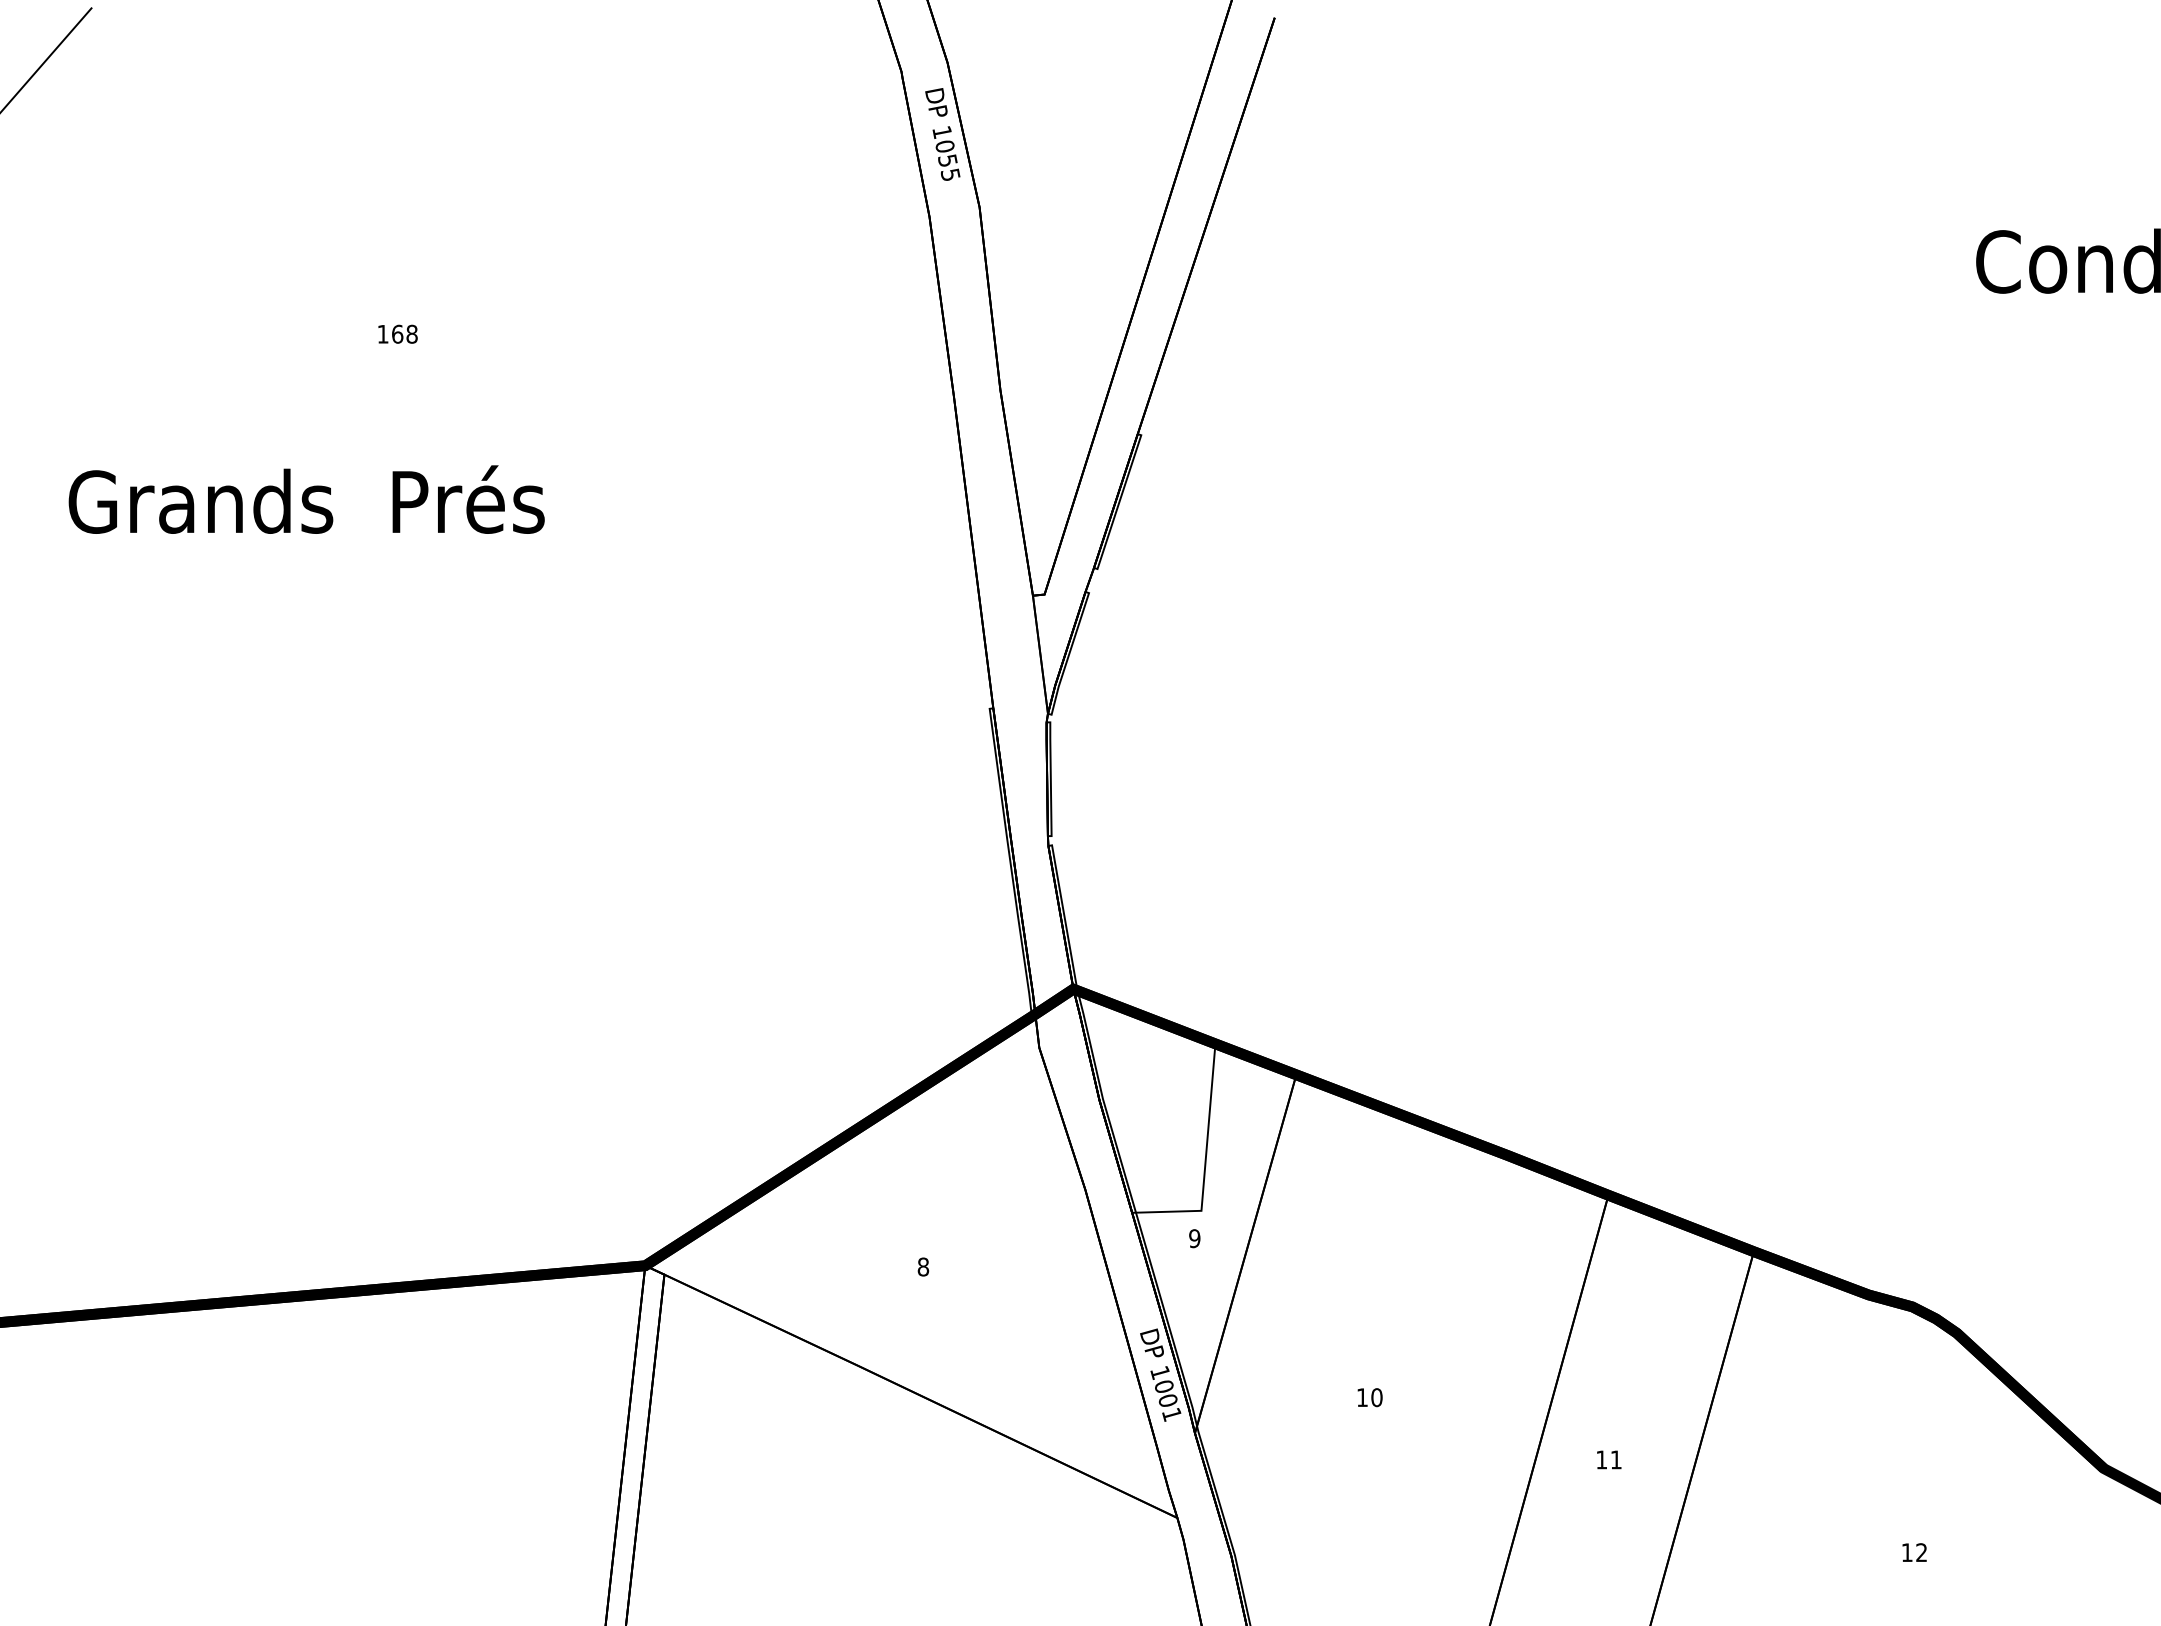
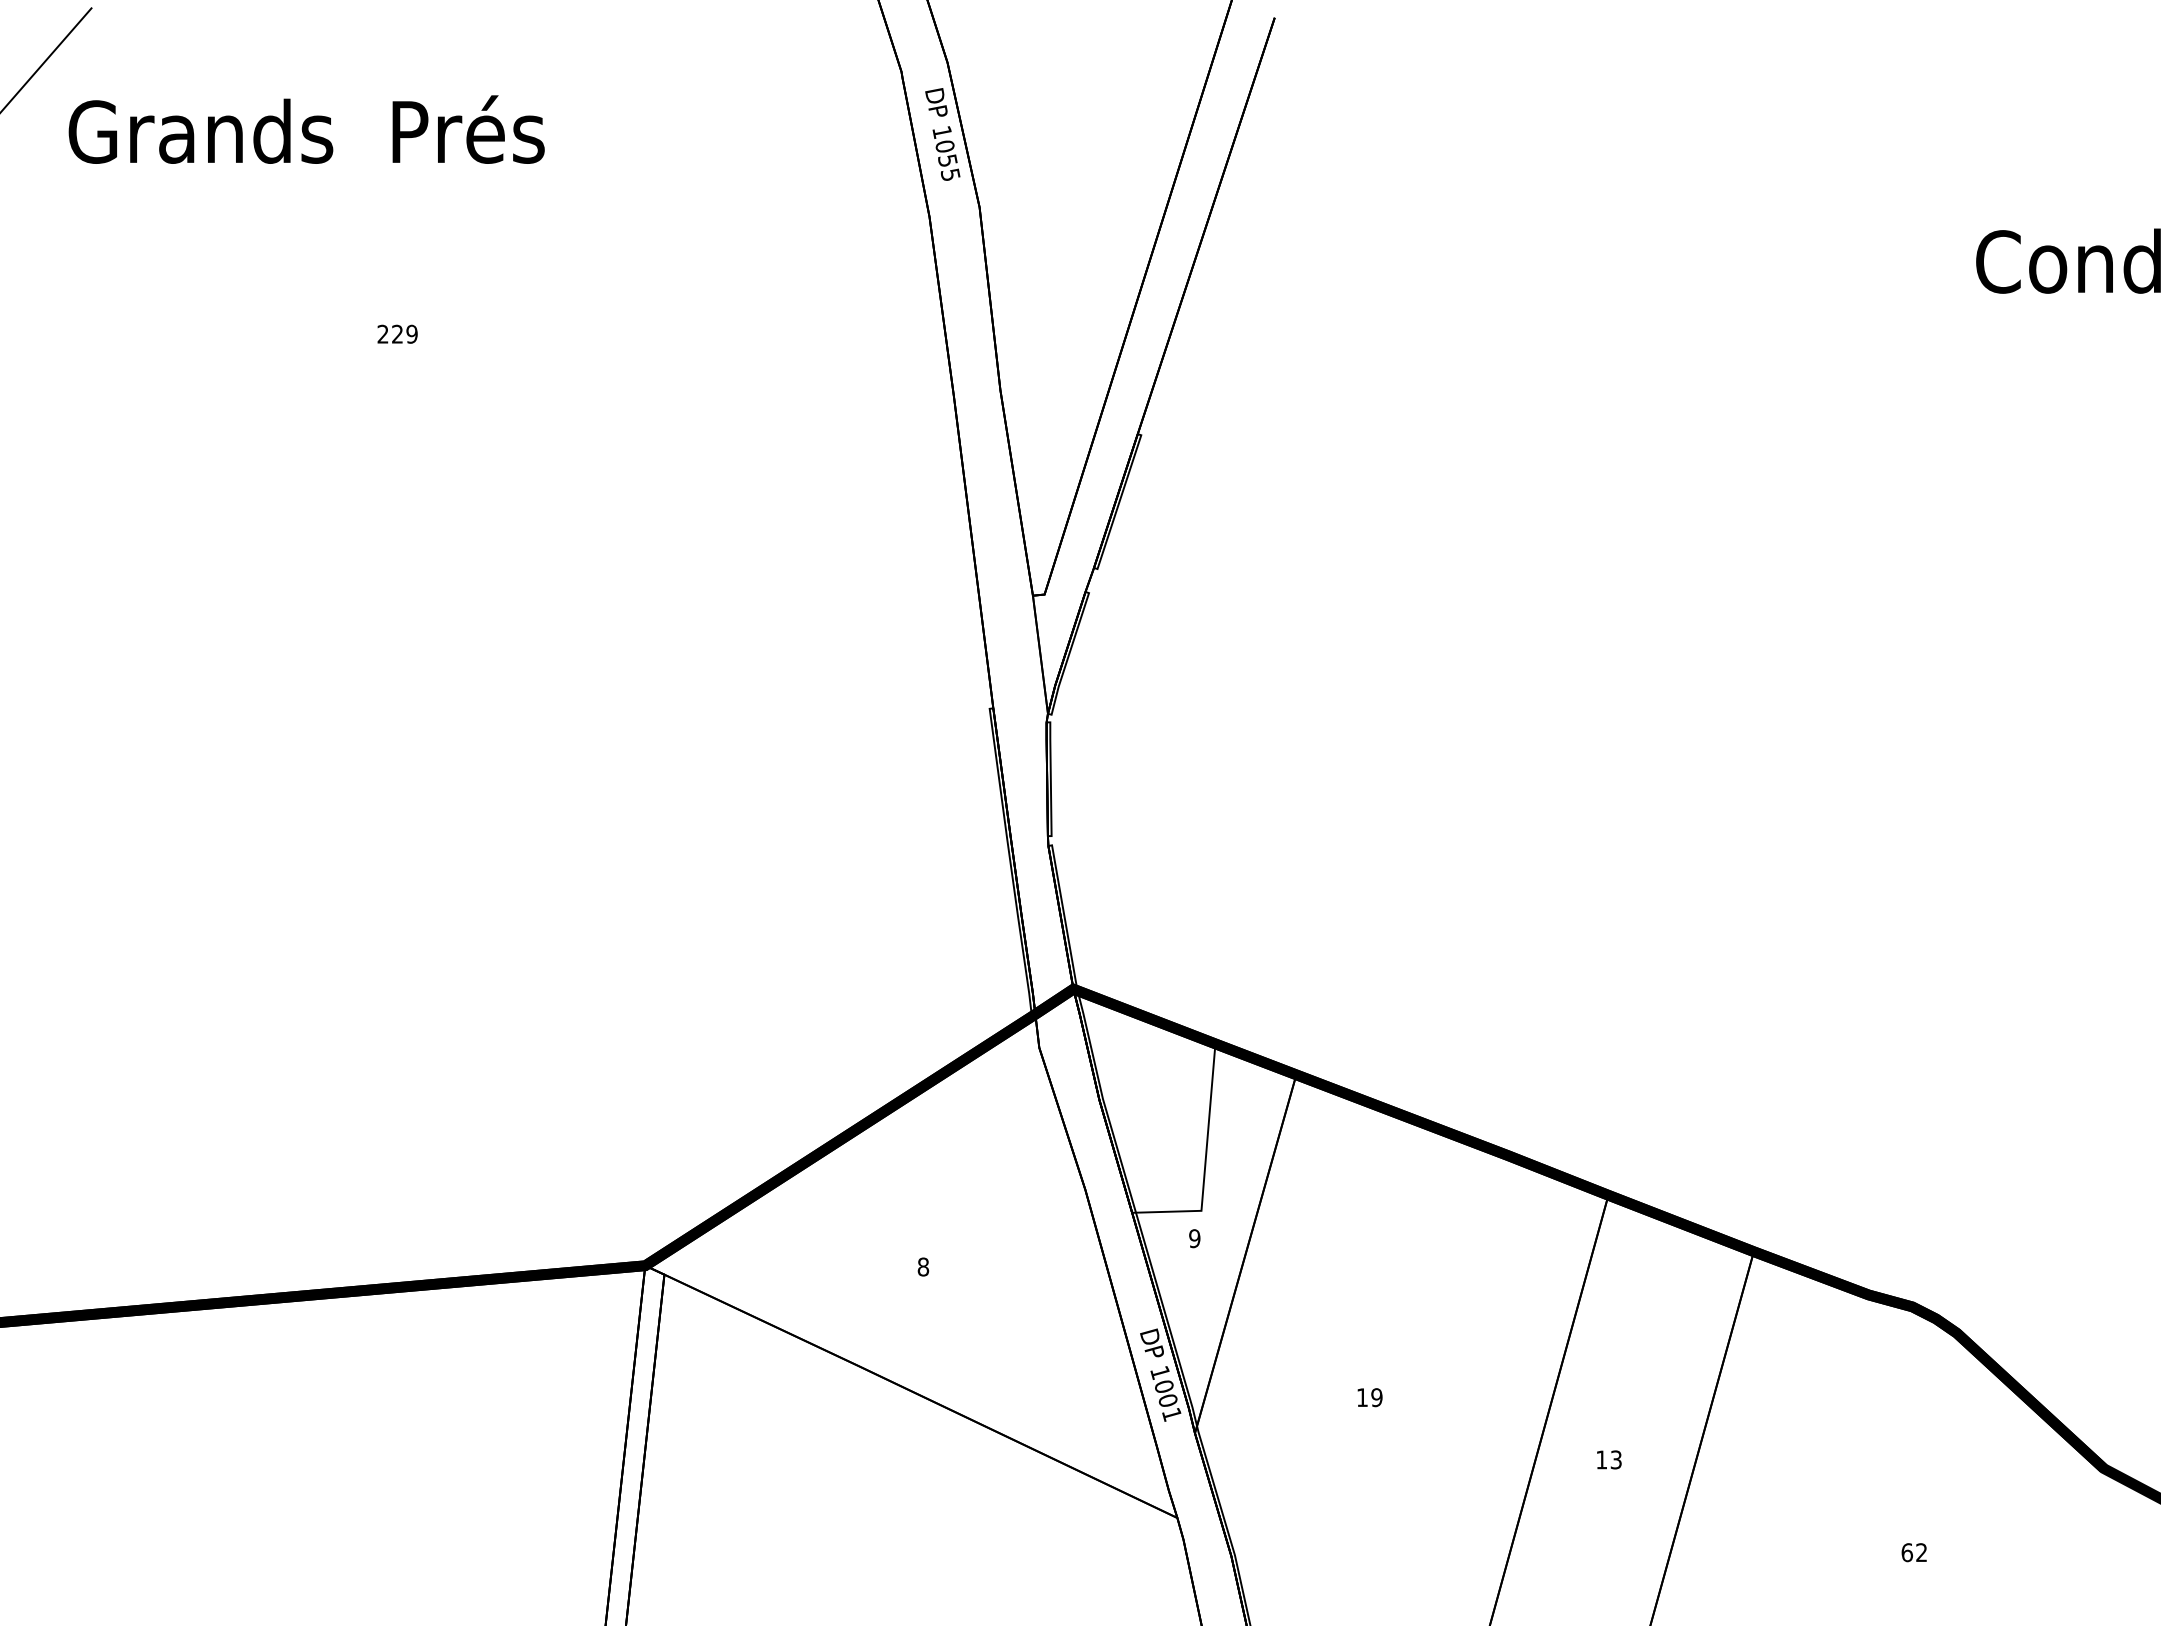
text: 168 -> 229 (397, 333)
text position: (306, 499) -> (306, 129) (306, 129)
text: 10 -> 19 (1376, 1397)
text: 11 -> 13 (1615, 1459)
text: 12 -> 62 (1907, 1552)
